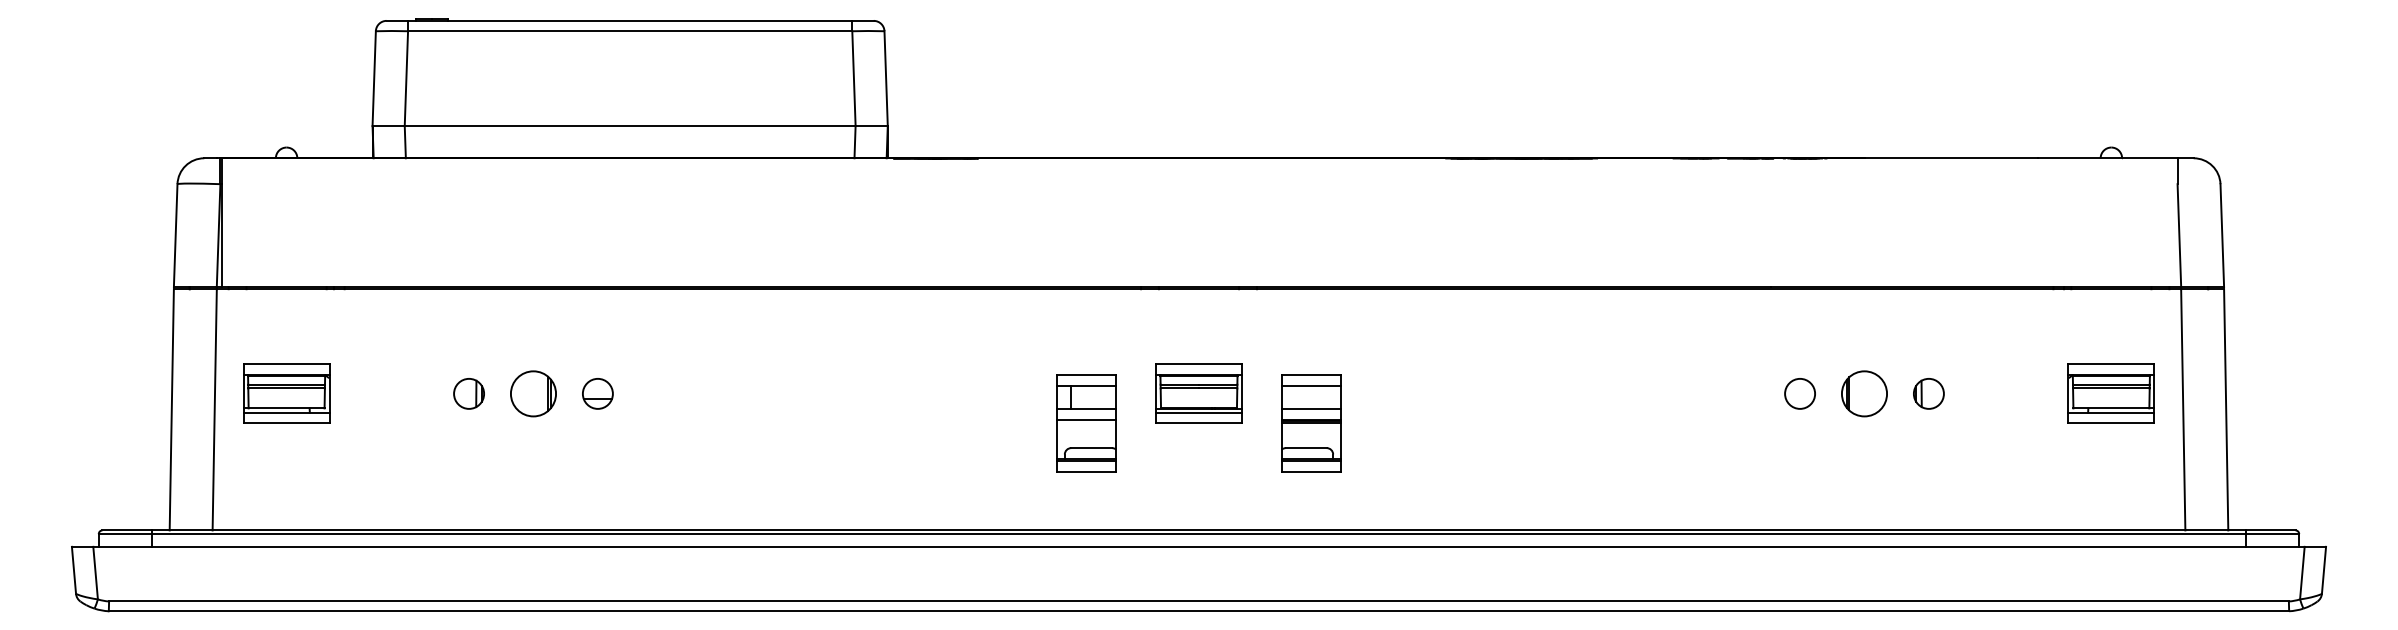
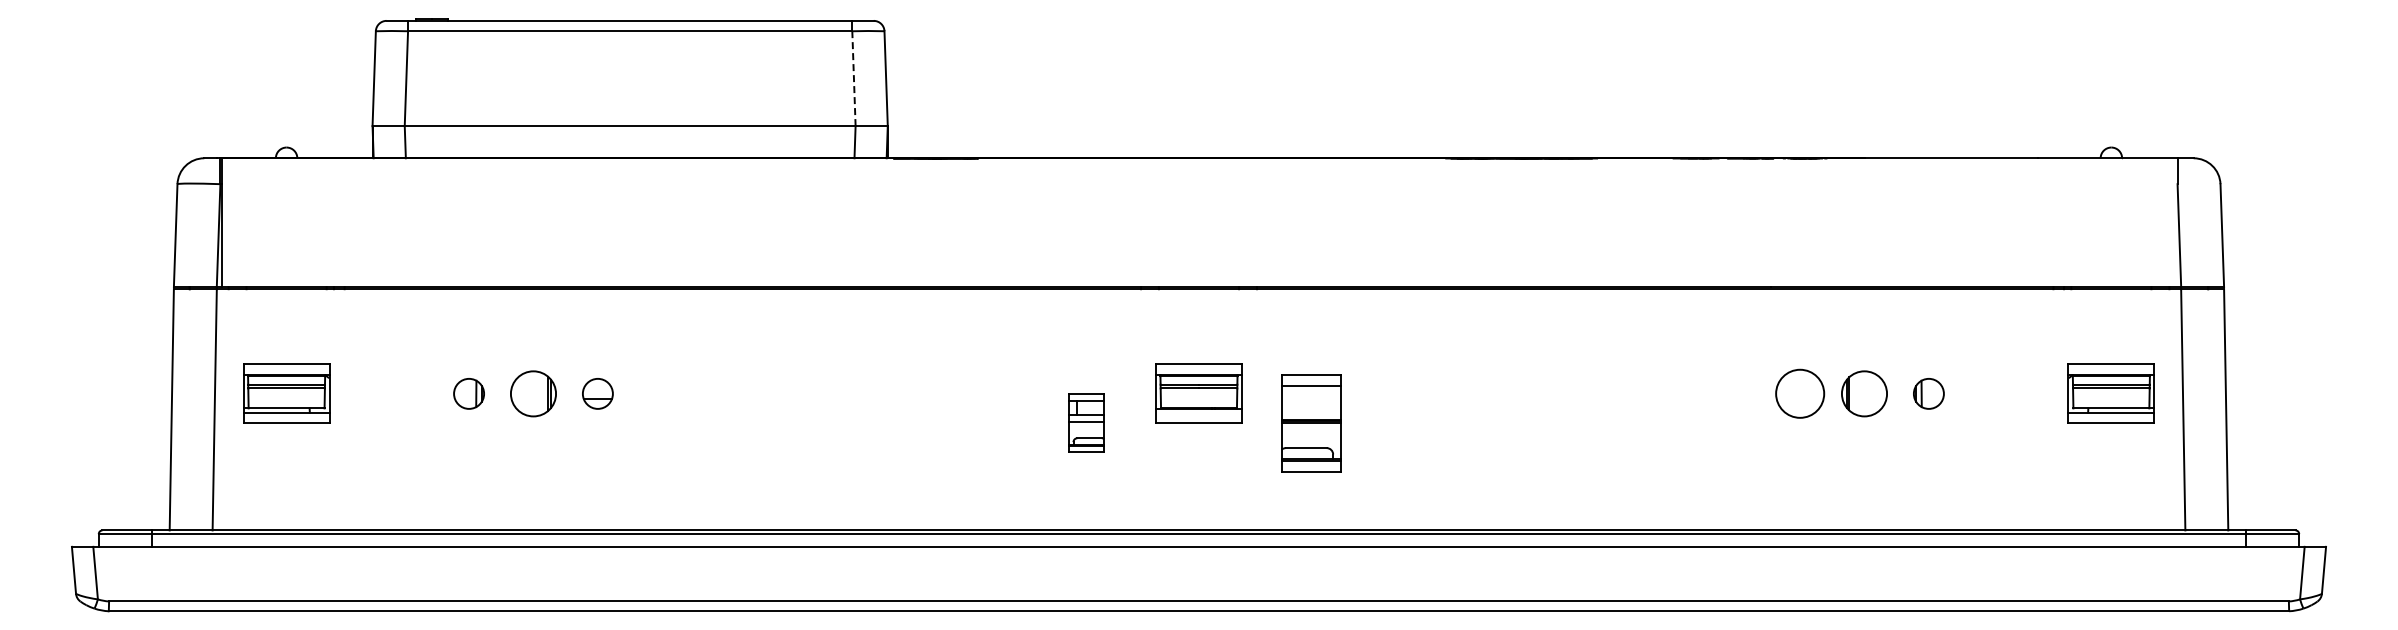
line: solid -> dashed (853, 78)
circle size: 32x32 px -> 51x51 px (1800, 393)
line: present -> none (1310, 409)
line: present -> none (1198, 412)
part size: 61x99 px -> 37x60 px (1086, 422)
